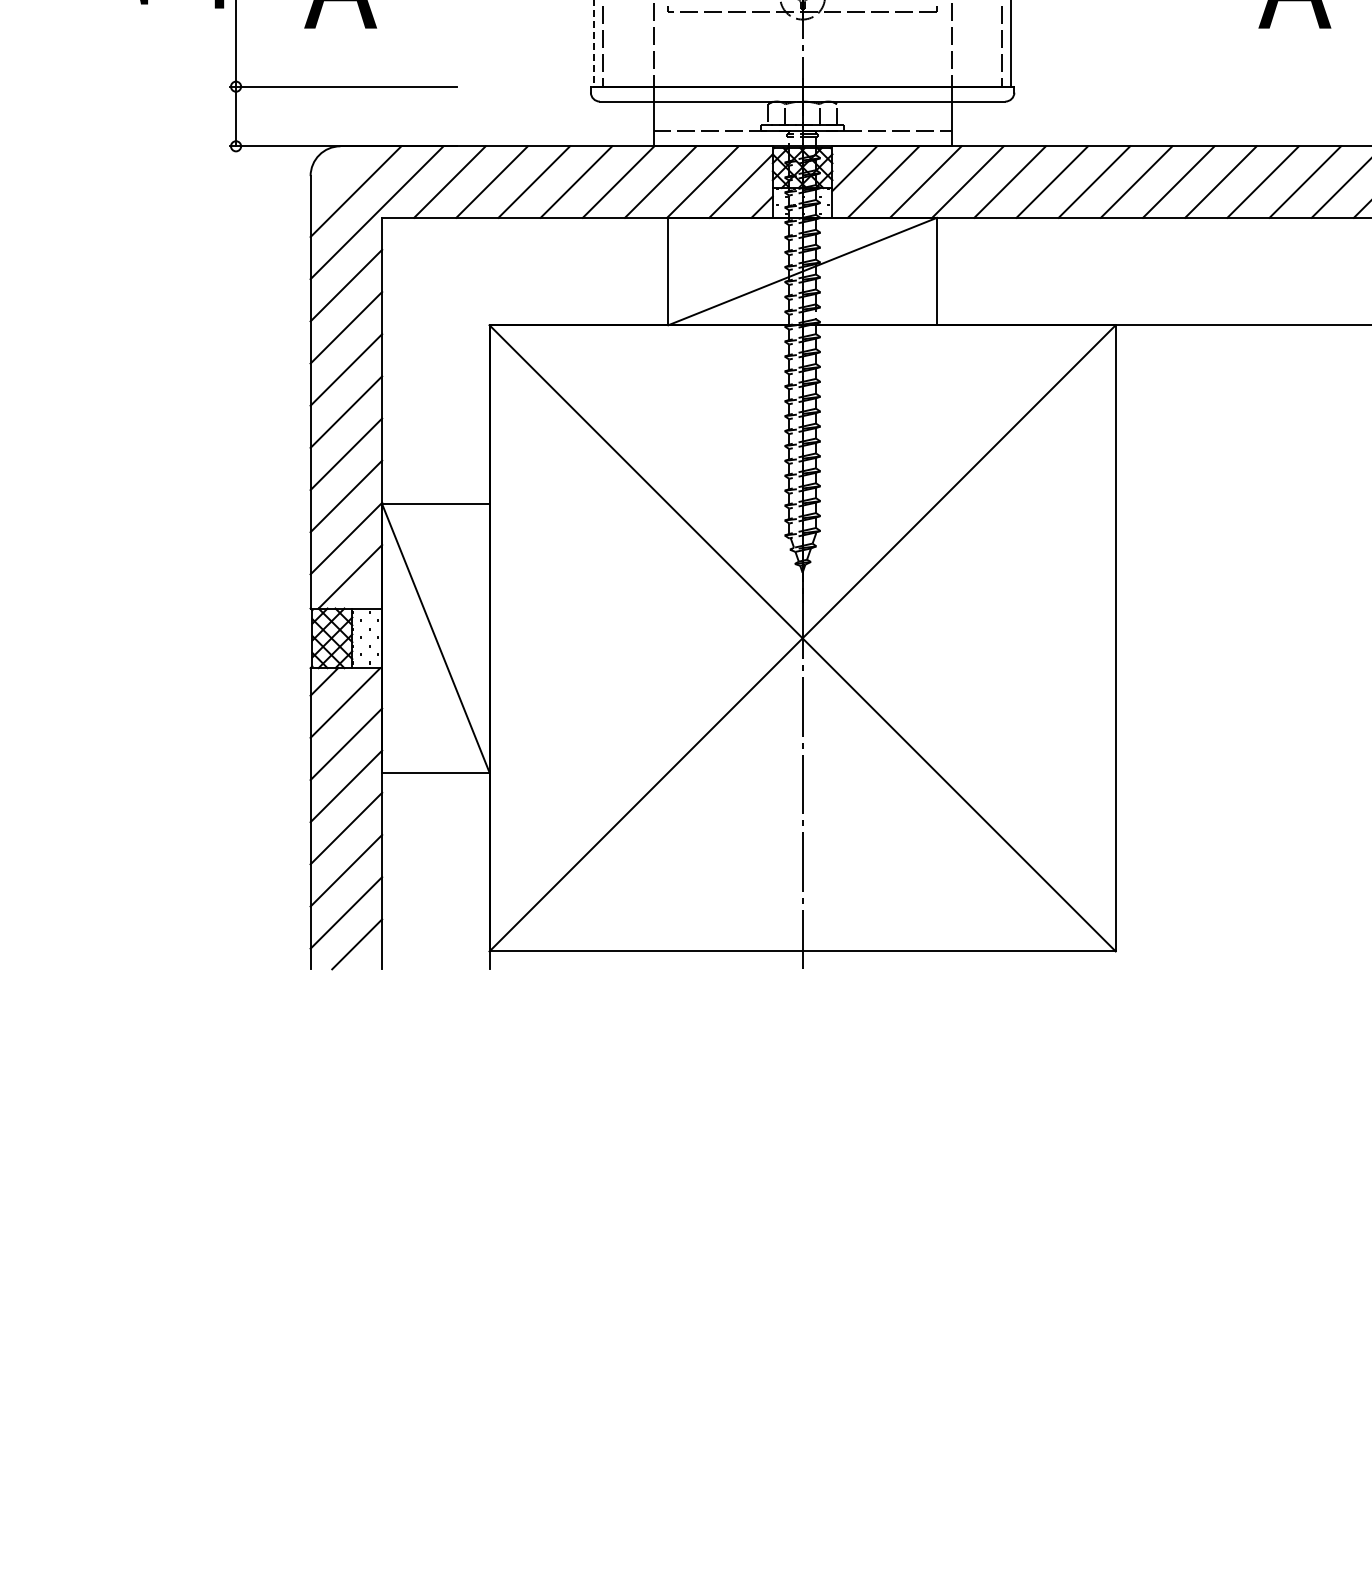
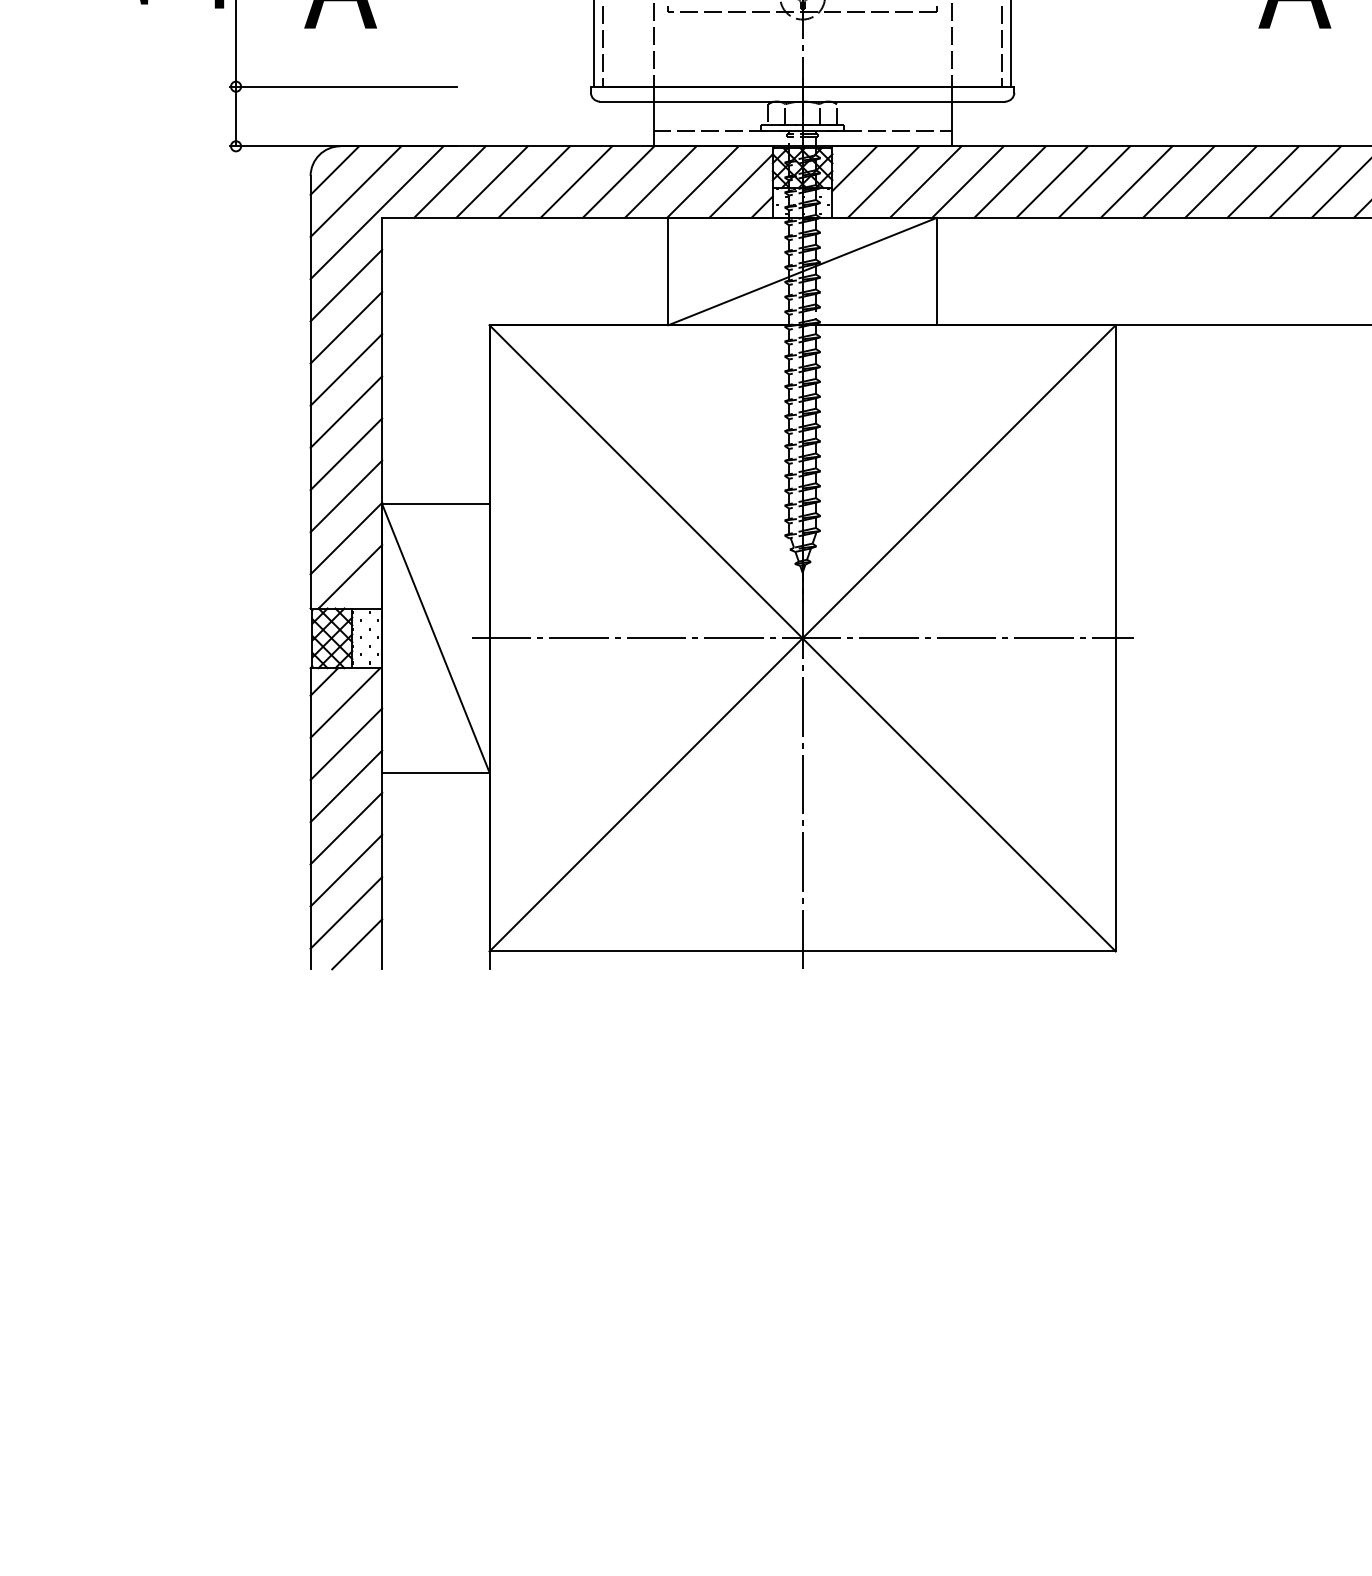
line: dashed -> solid (593, 43)
line: none -> present (334, 170)
line: none -> present (802, 638)
